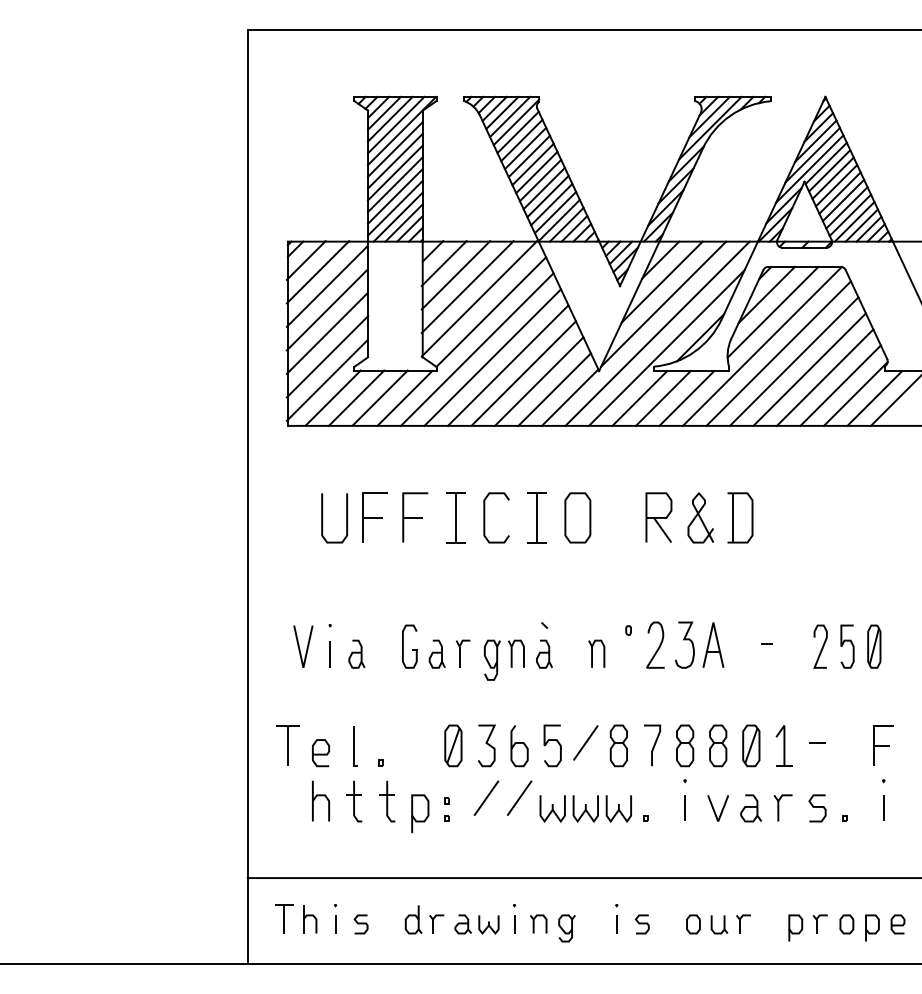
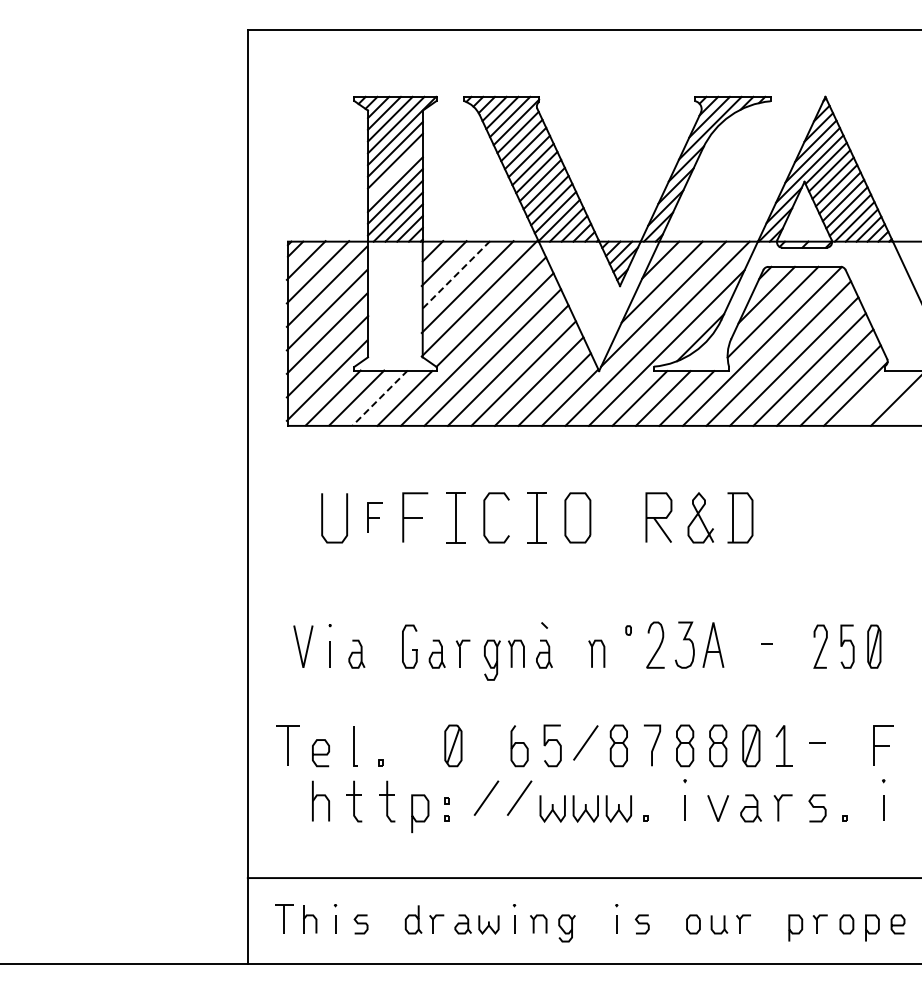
line: present -> none (395, 172)
line: solid -> dashed (455, 275)
line: solid -> dashed (380, 397)
line: present -> none (874, 398)
part size: 26x51 px -> 16x31 px (374, 517)
curve: present -> none (486, 744)
